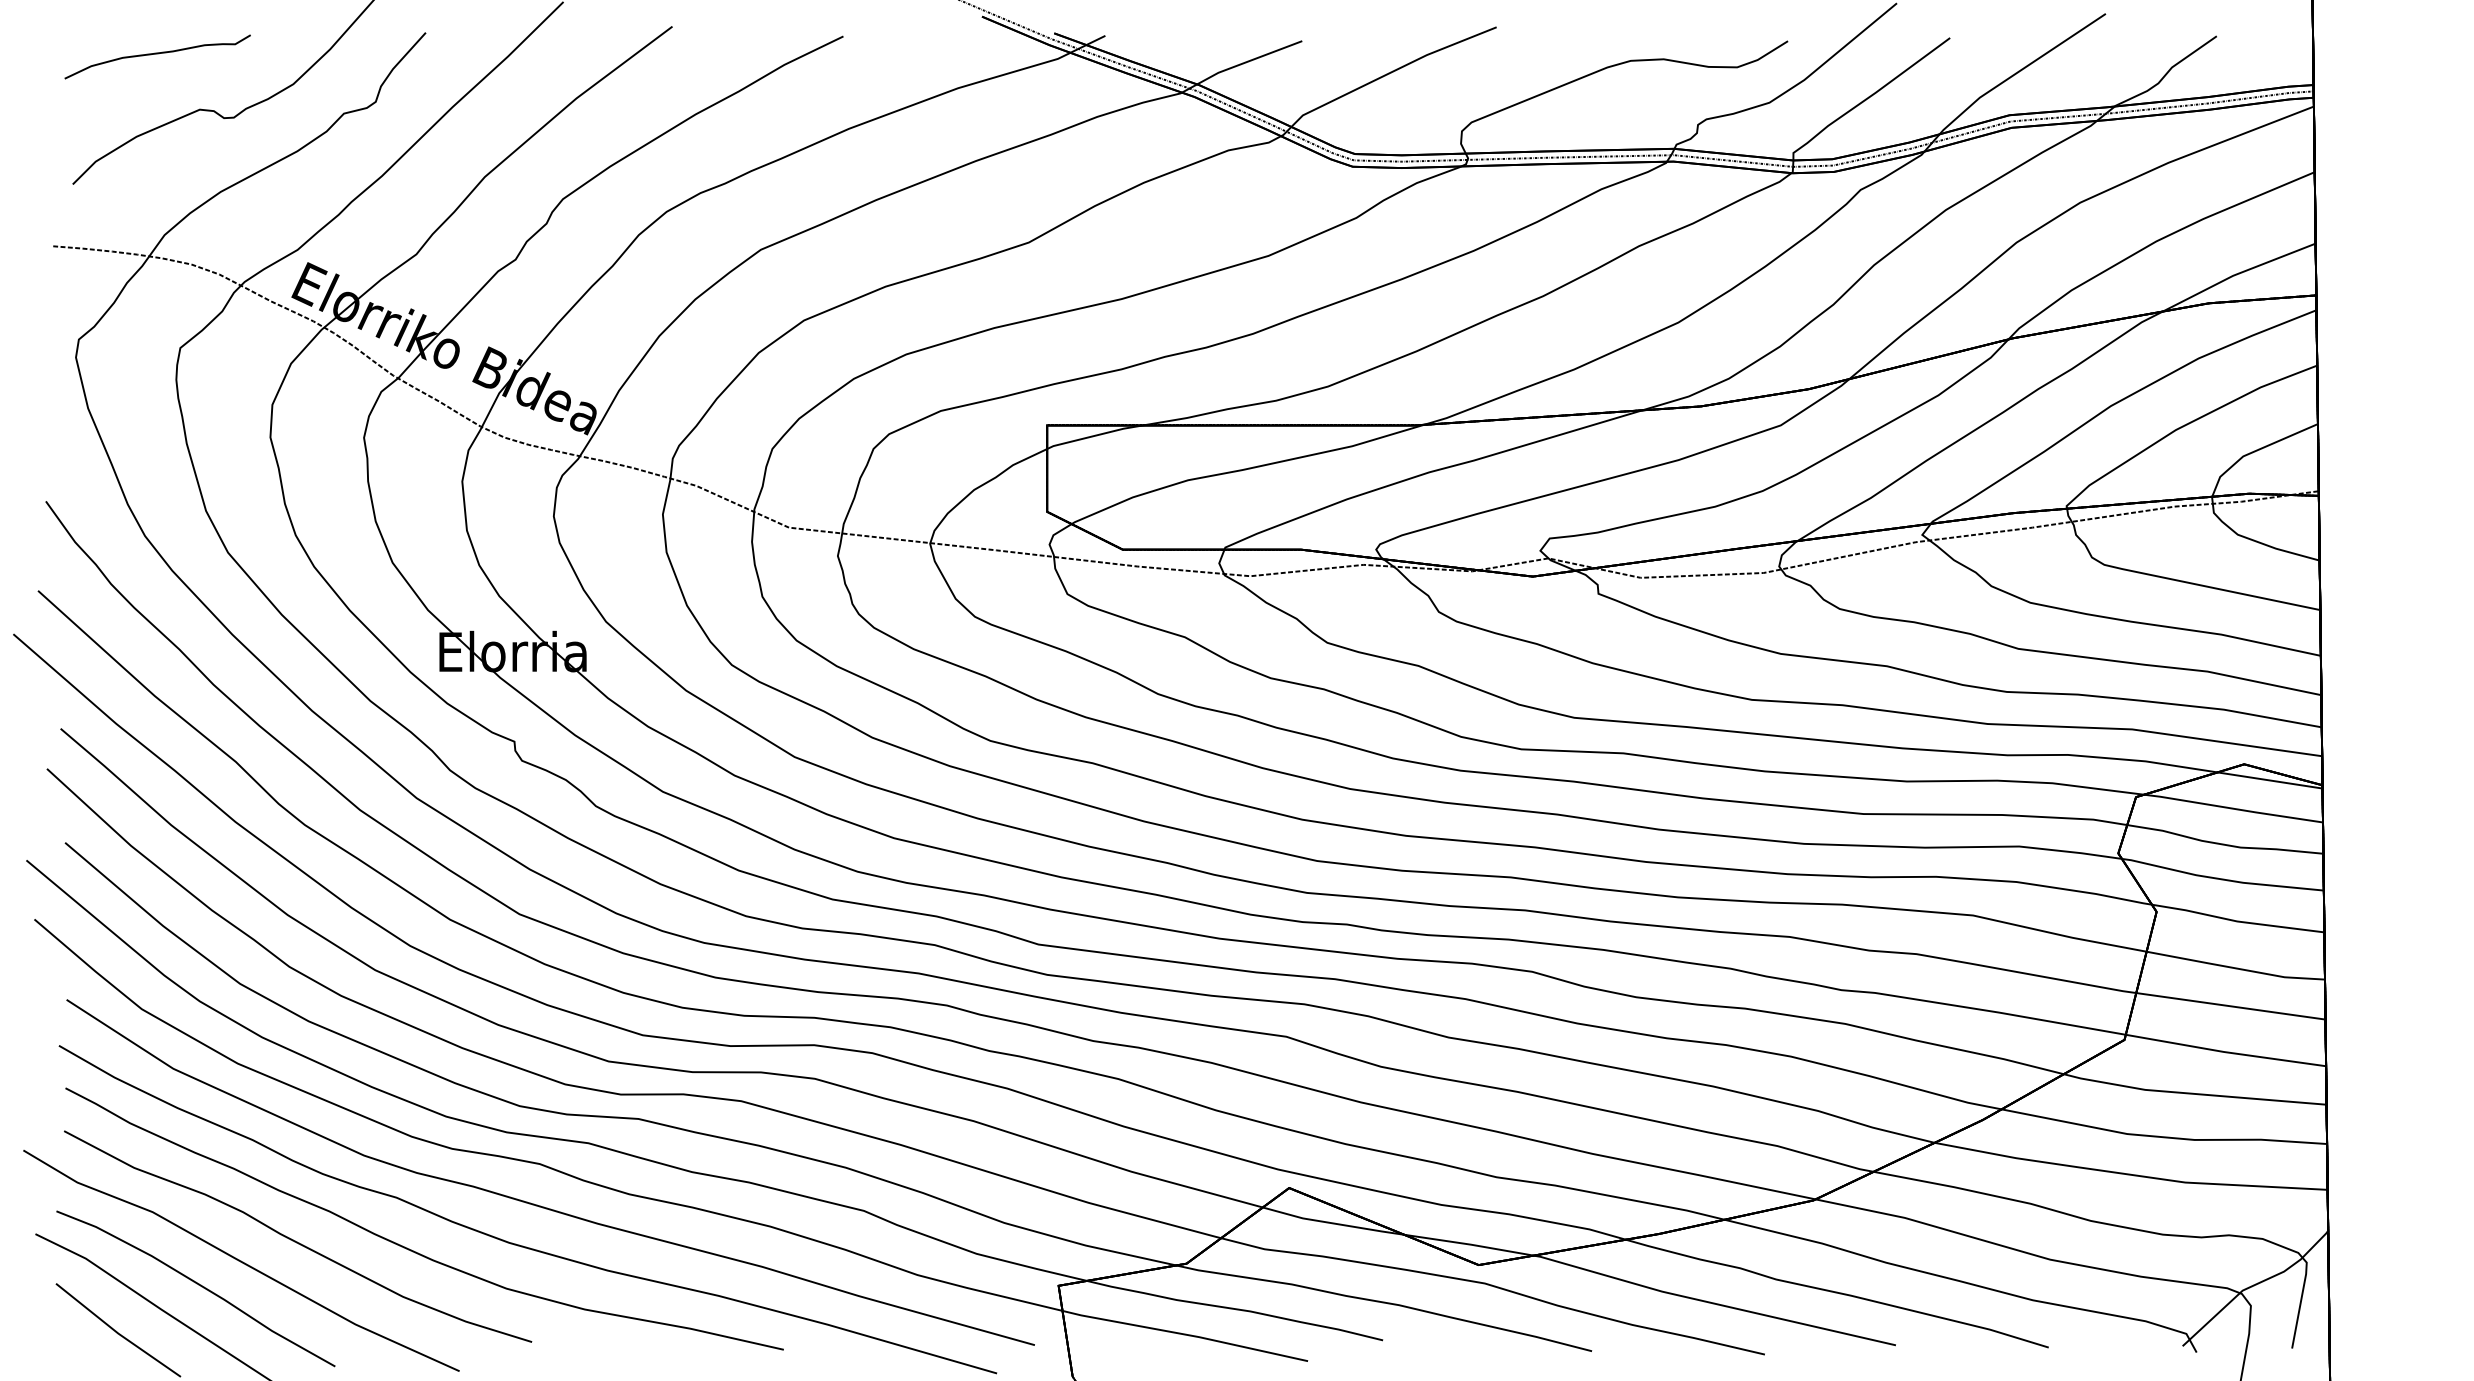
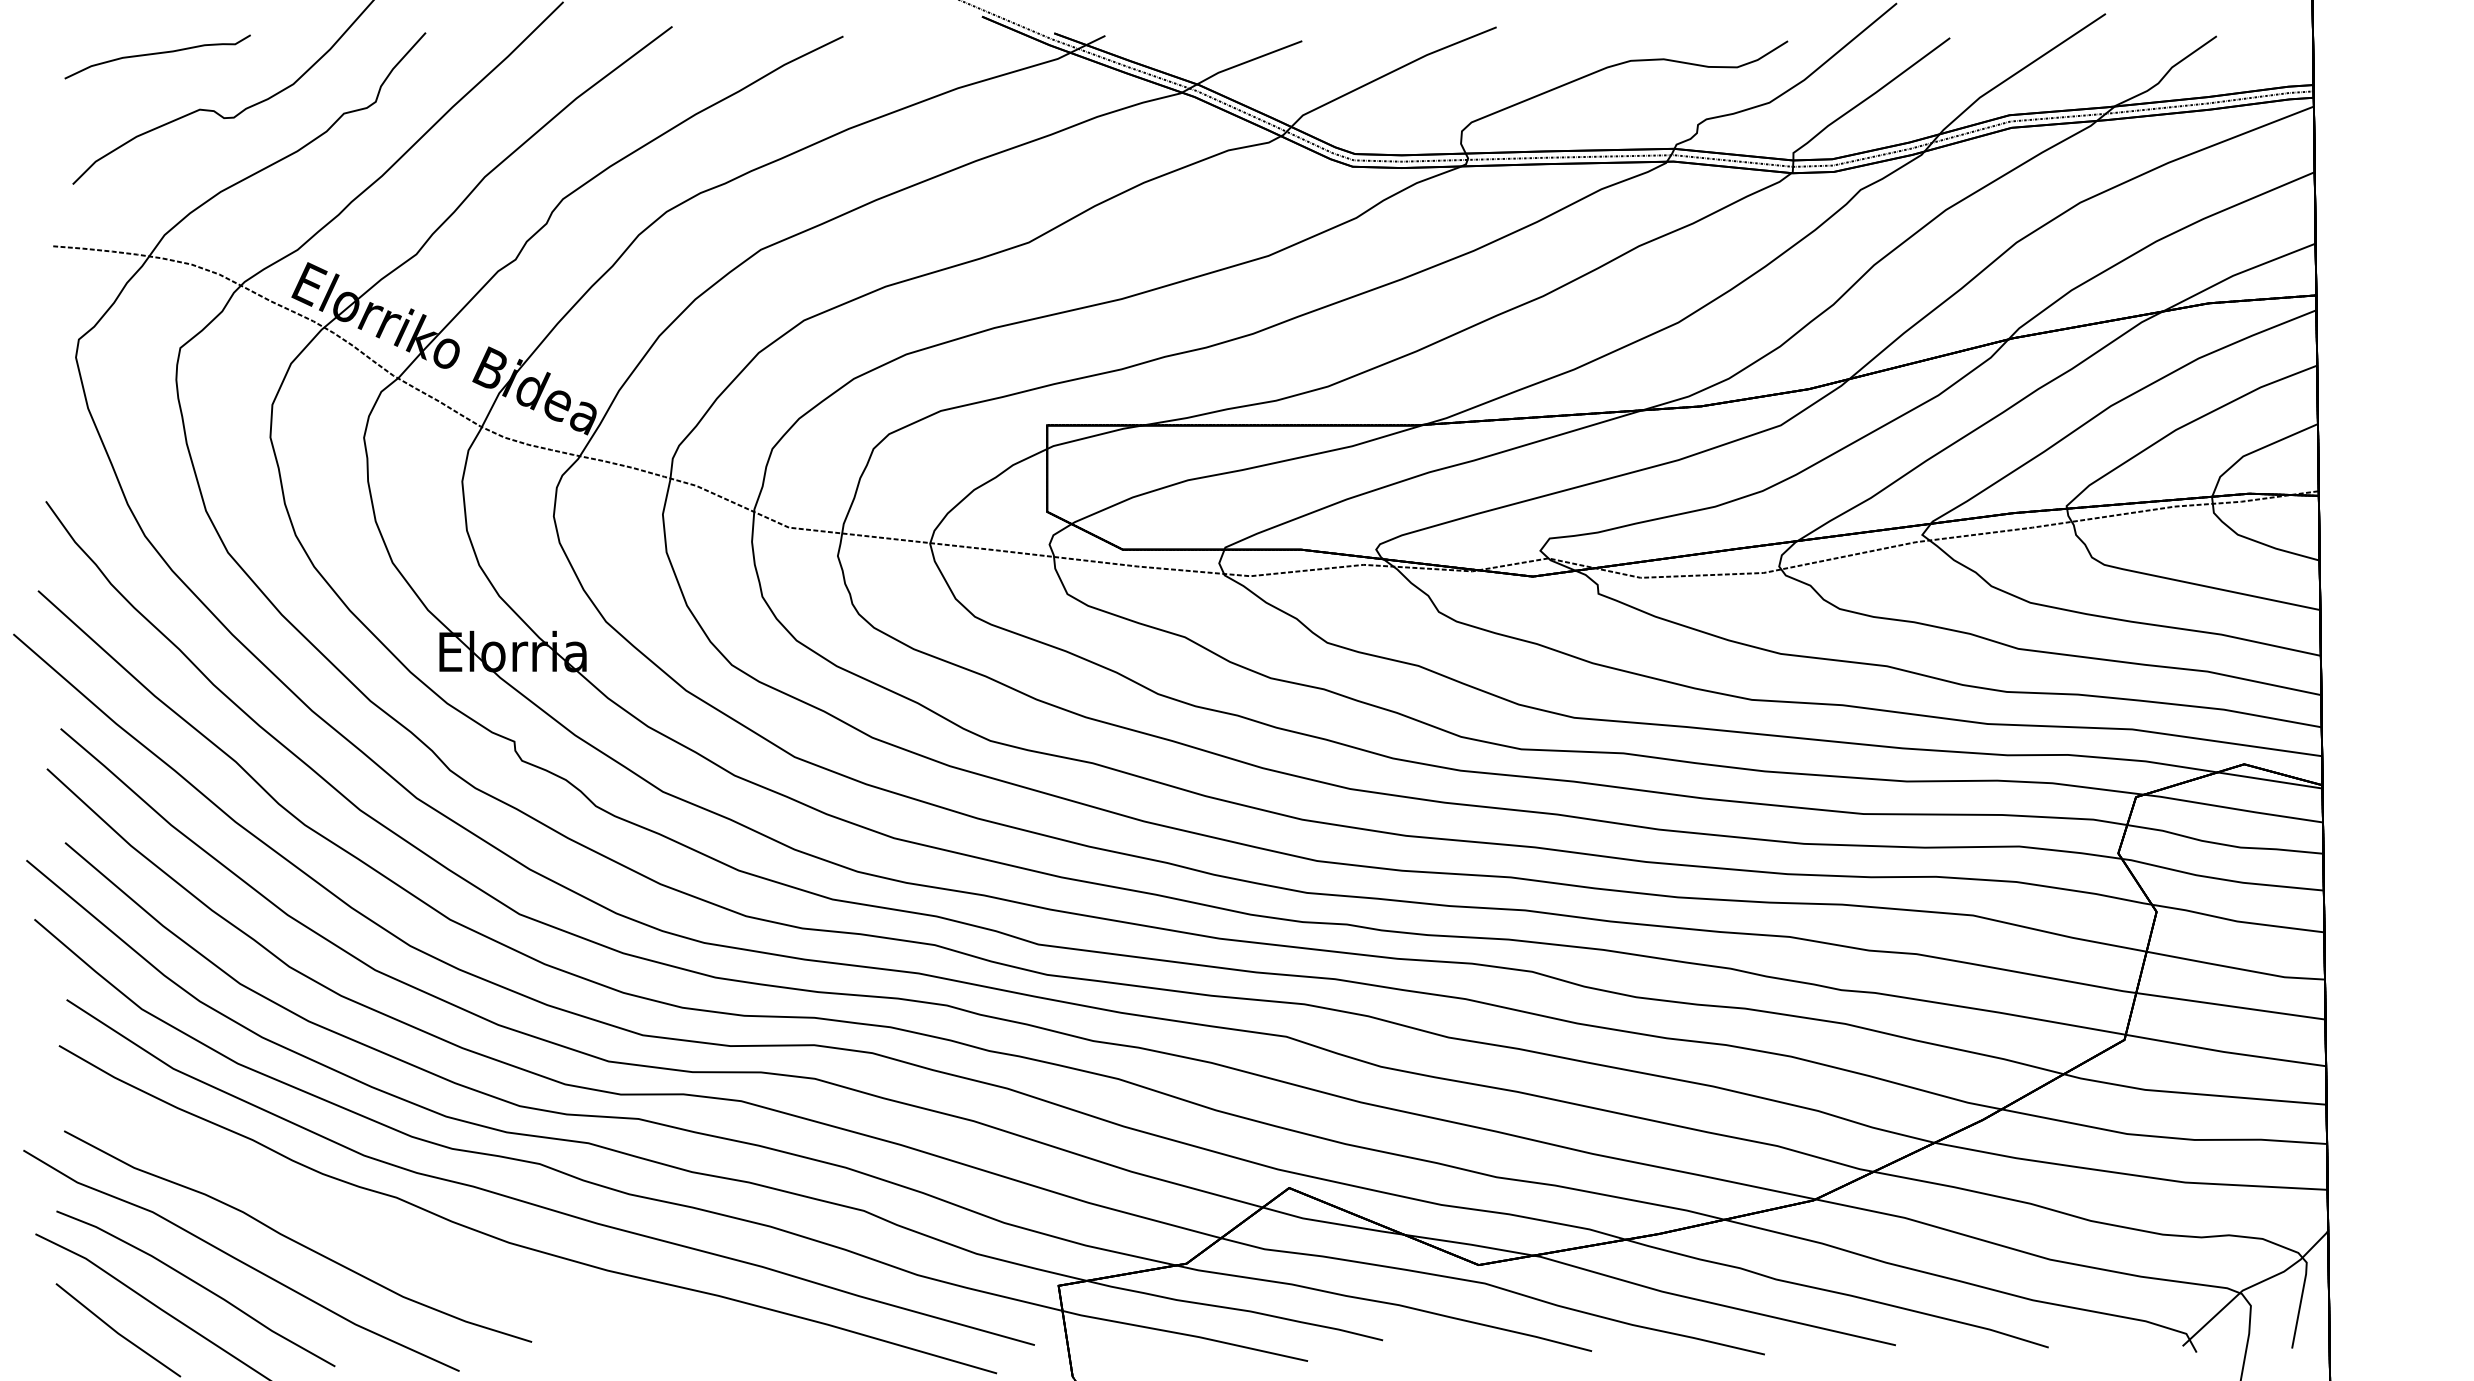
part: present -> none (409, 1248)
